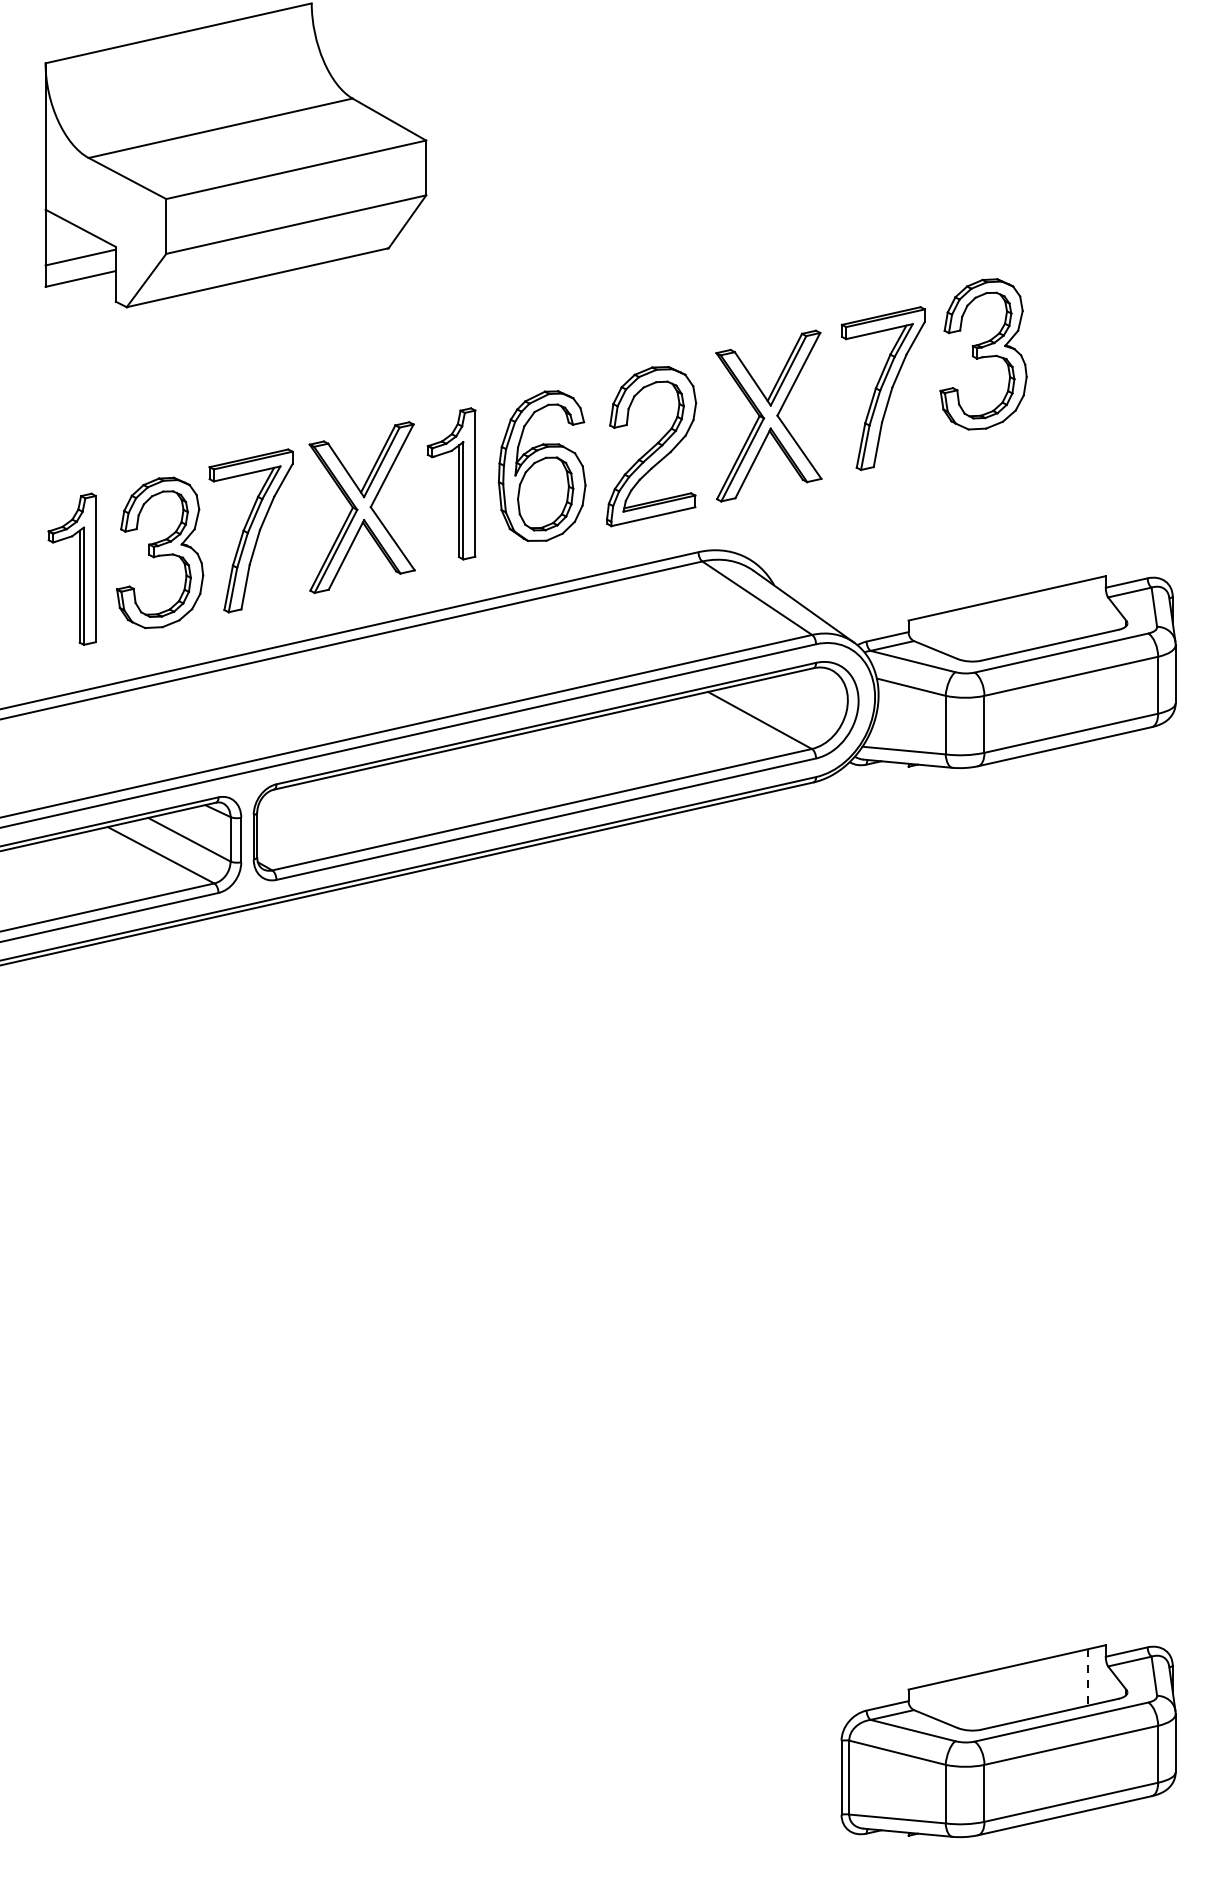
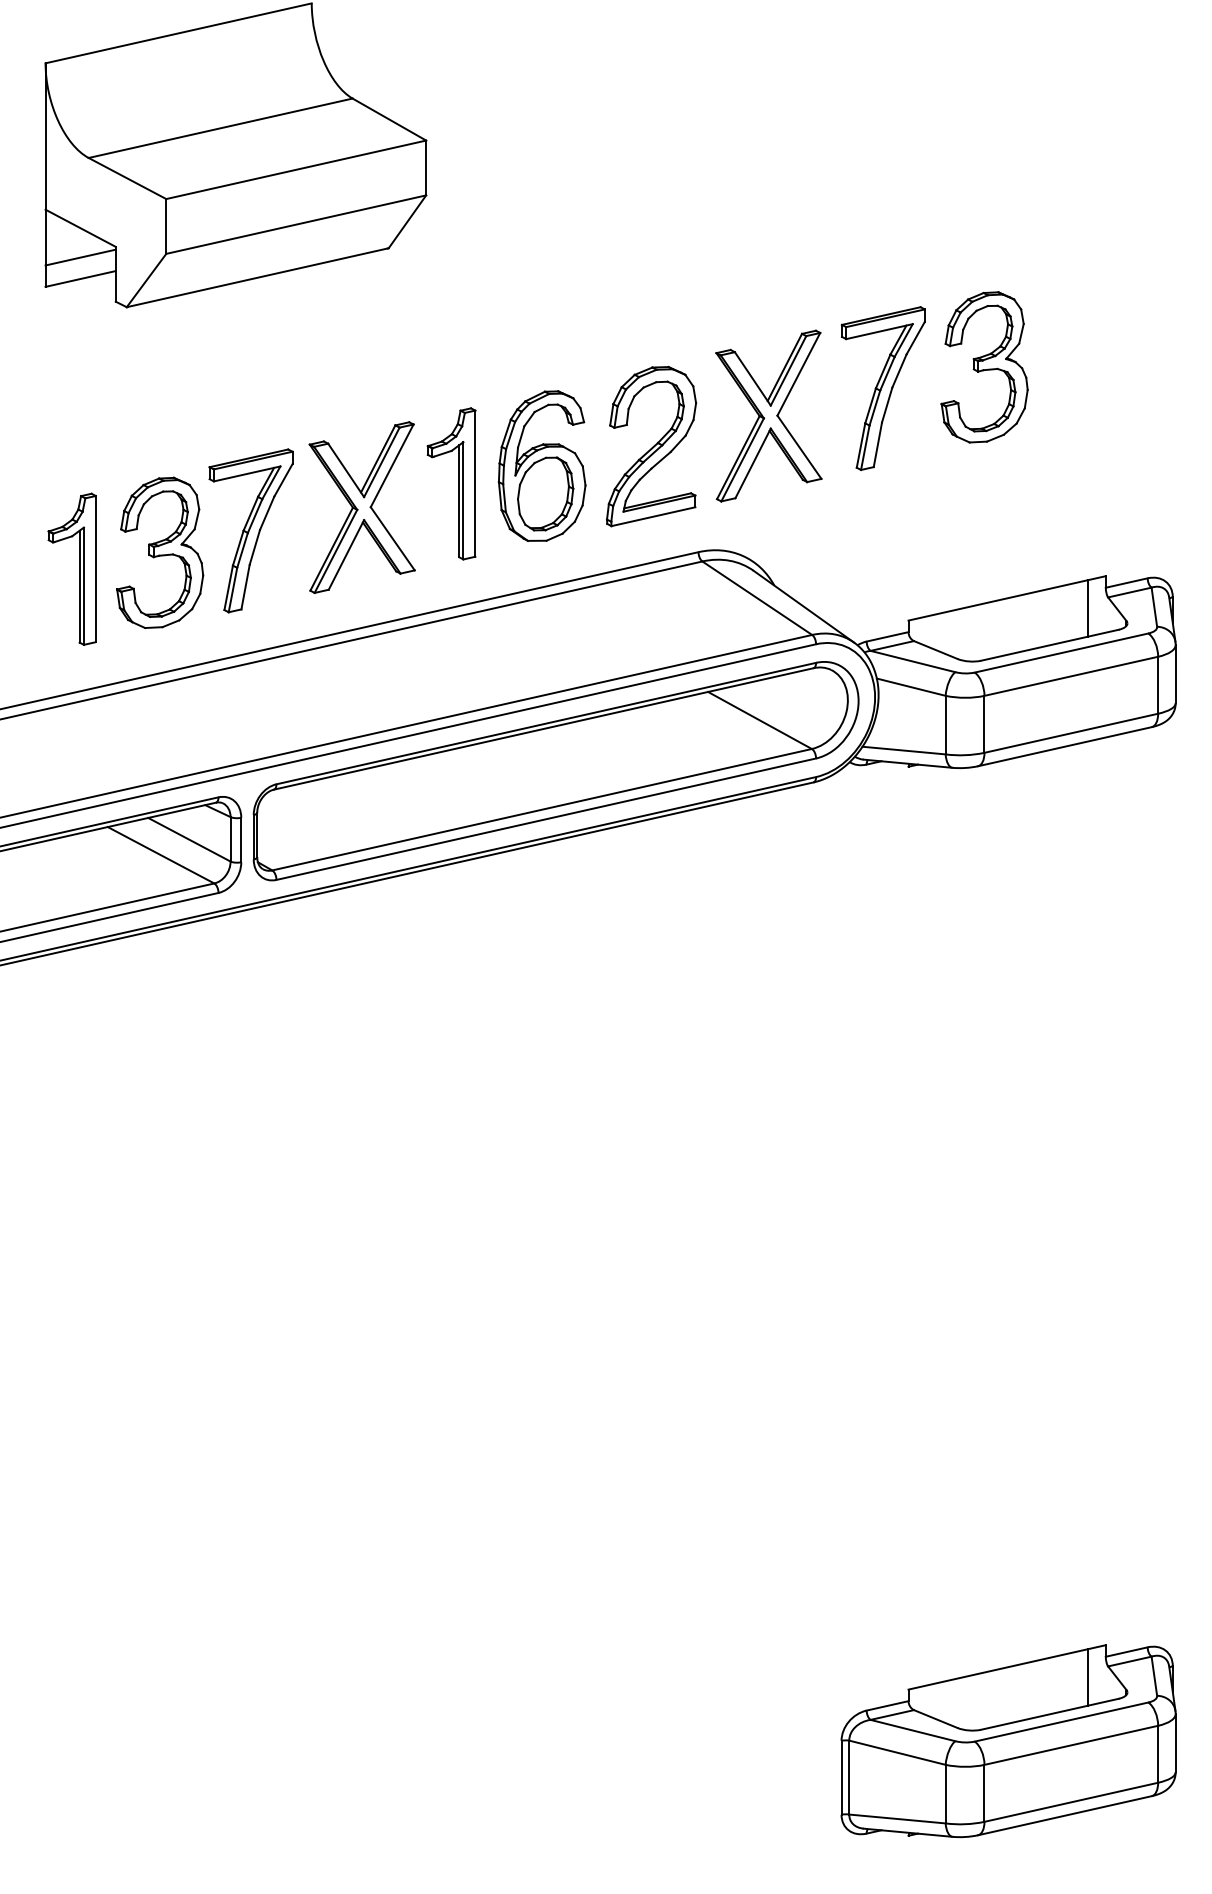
part position: (983, 354) -> (984, 367) (984, 367)
line: none -> present (1088, 608)
line: dashed -> solid (1088, 1677)
